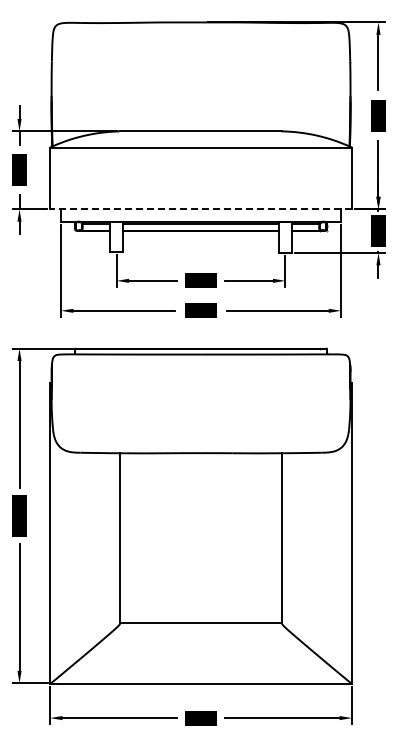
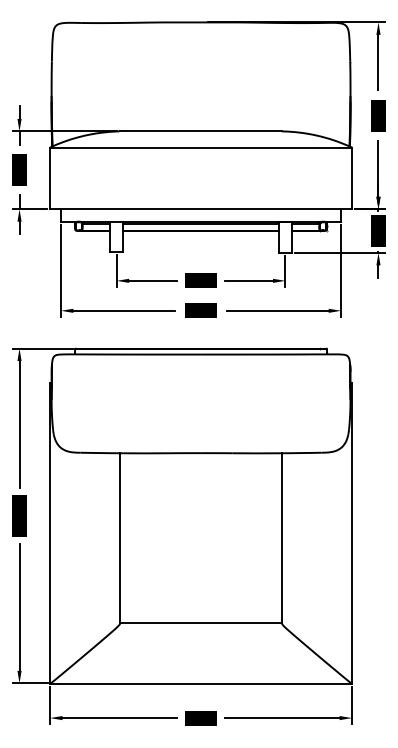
line: dashed -> solid (200, 209)
